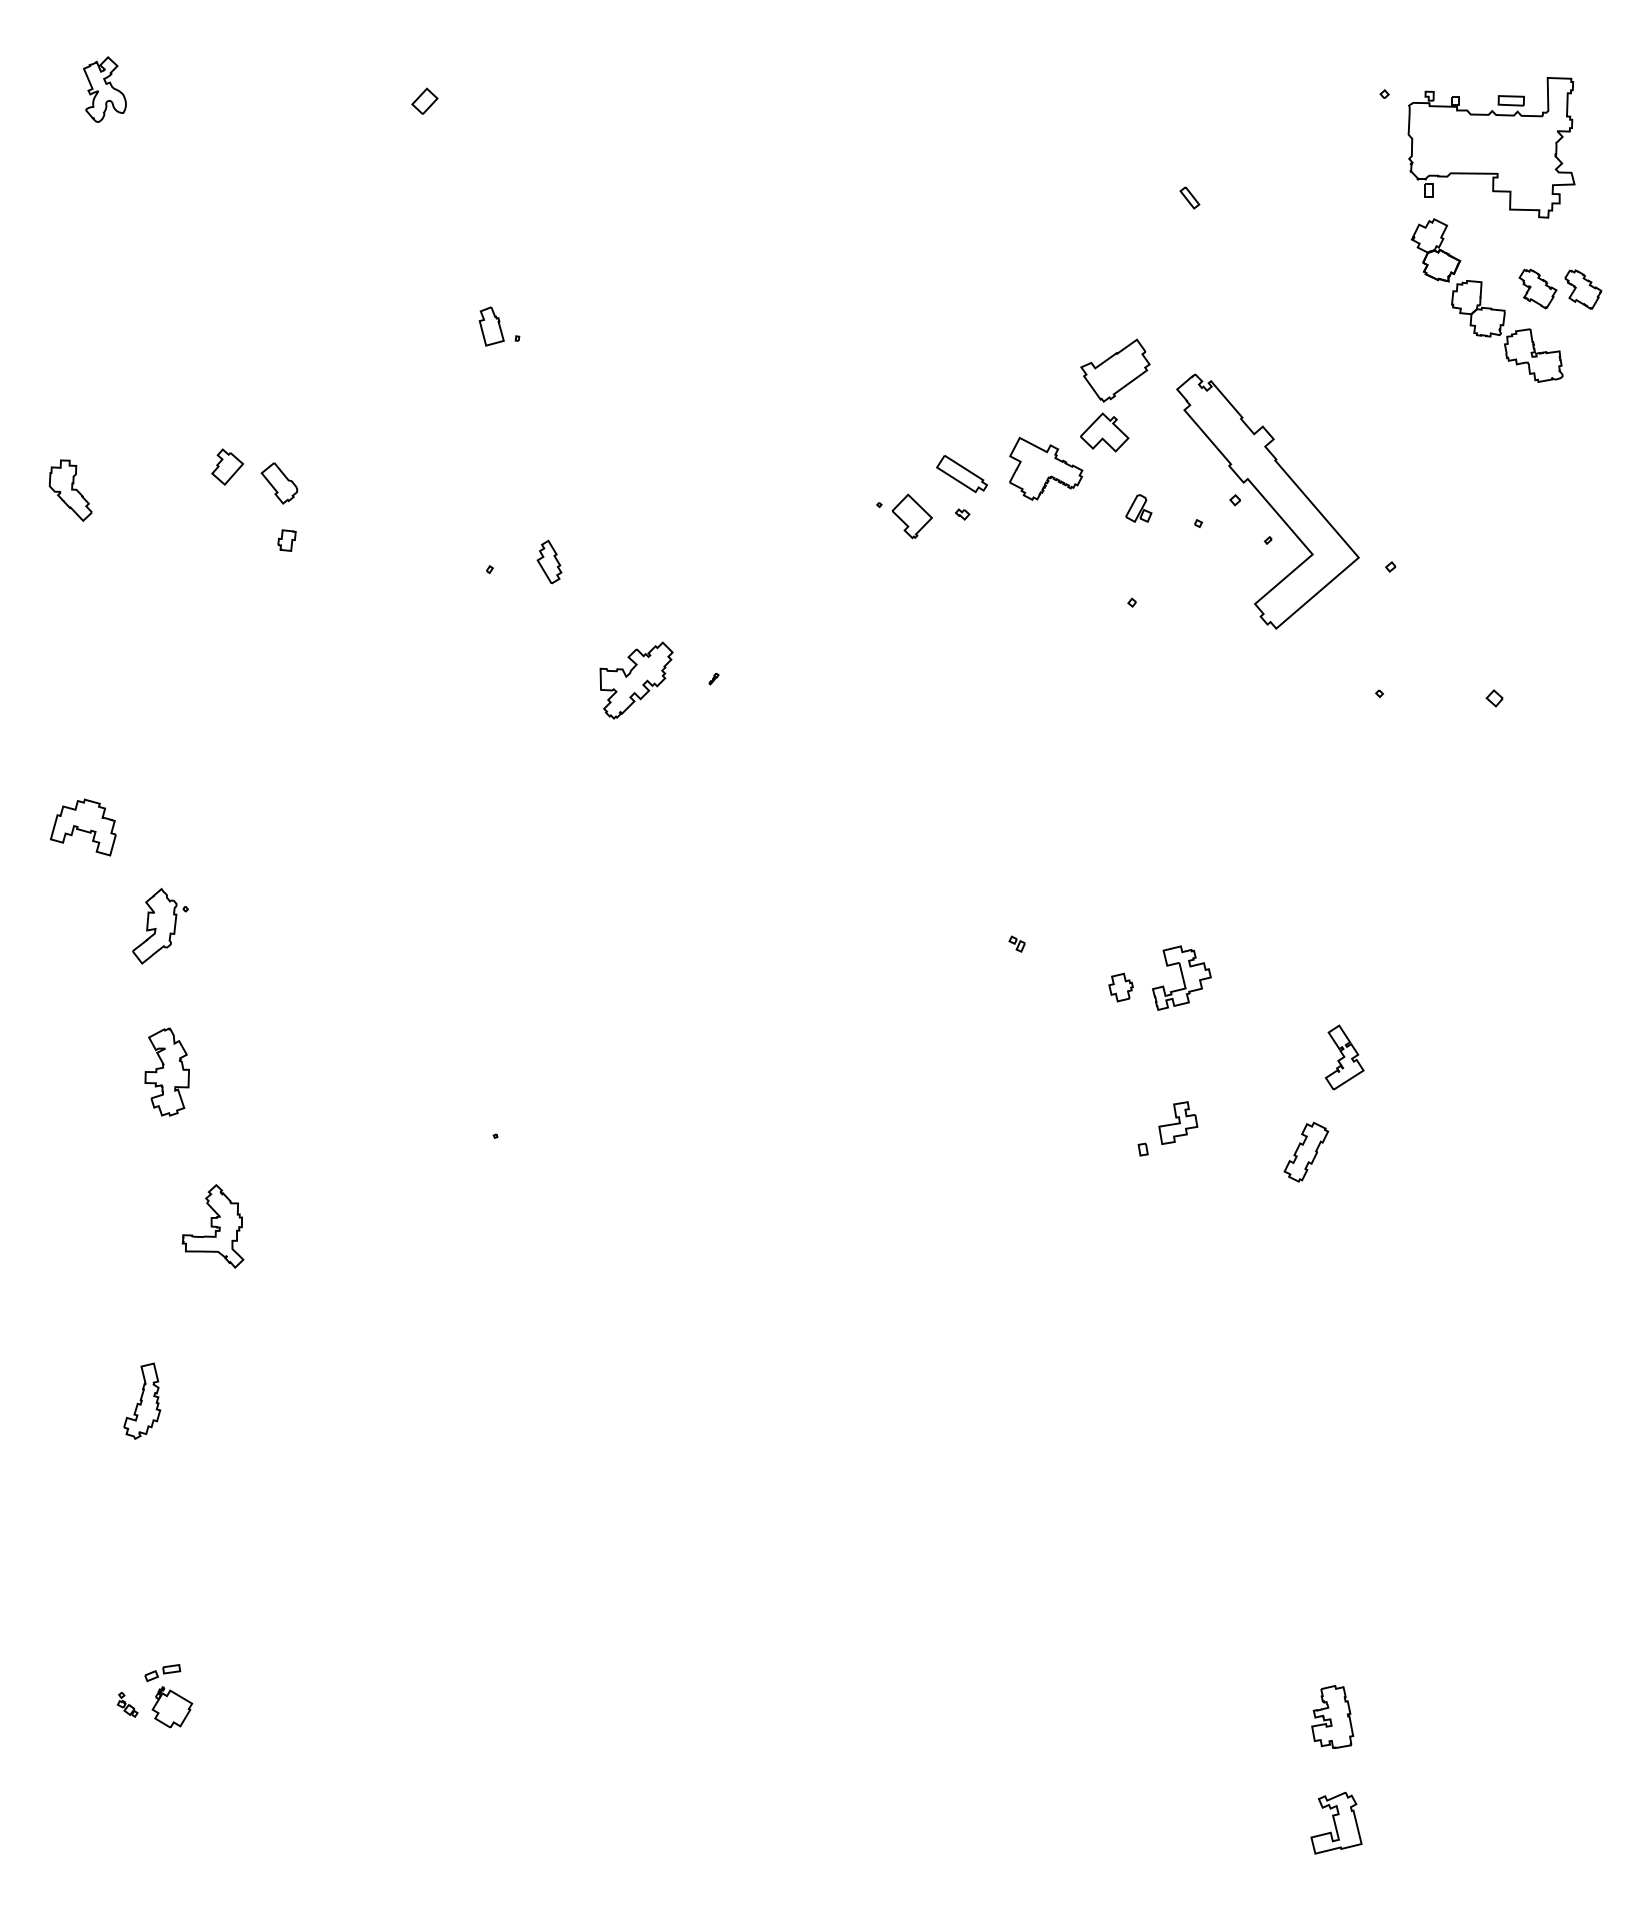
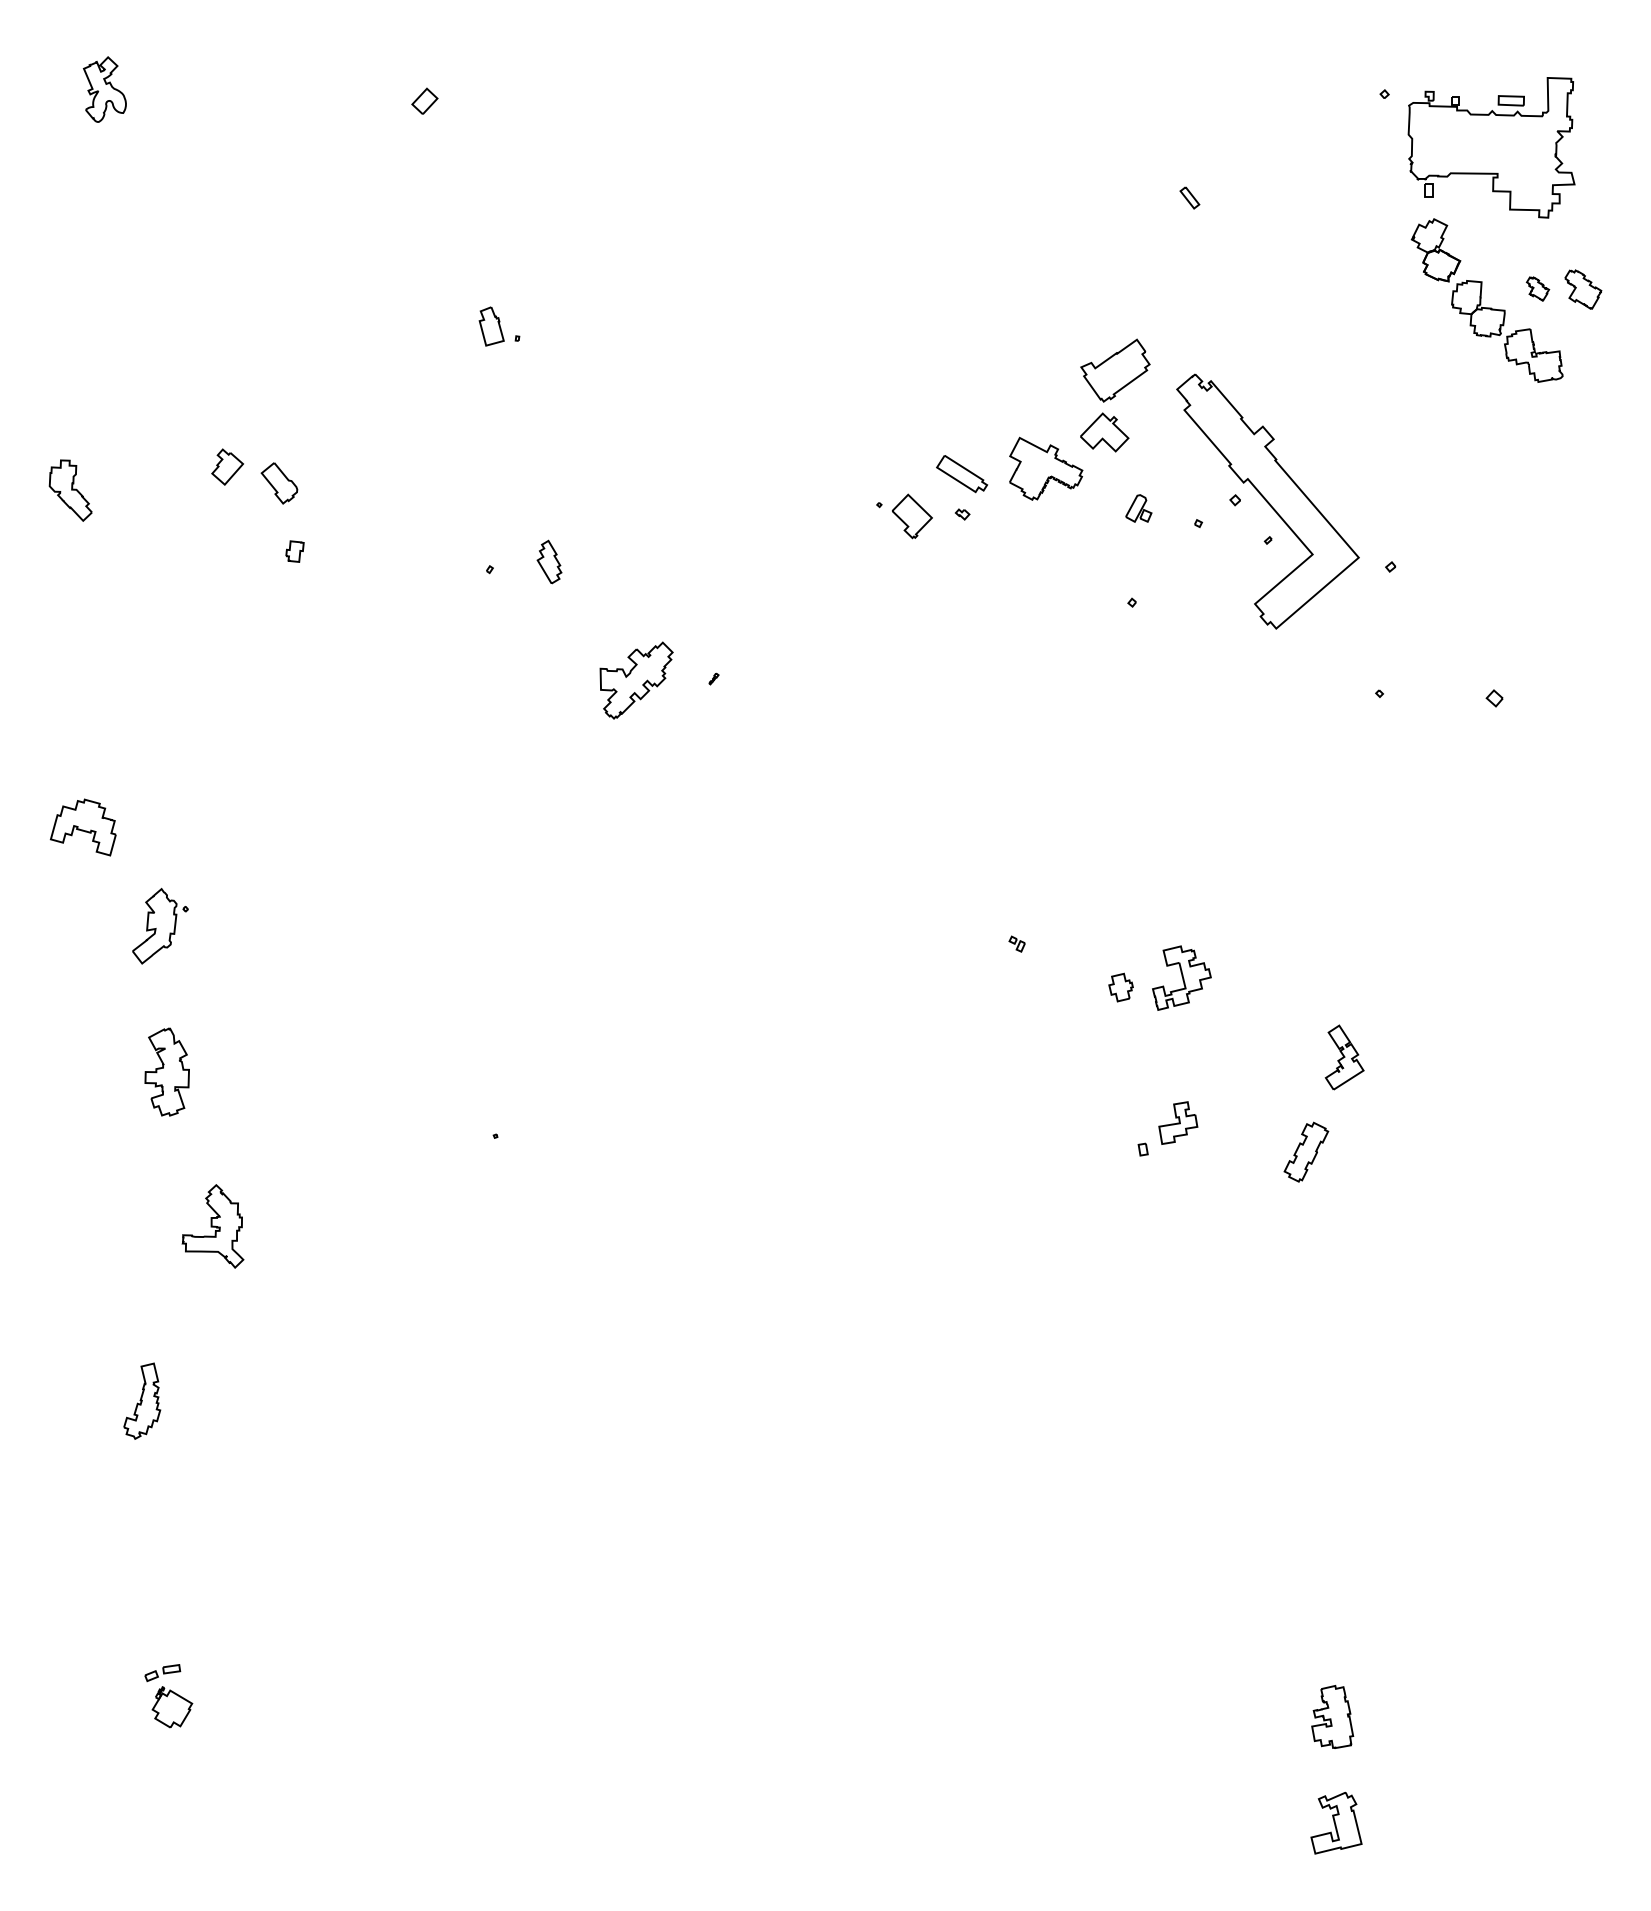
part size: 40x42 px -> 26x26 px (1537, 288)
part position: (286, 540) -> (294, 551) (294, 551)
part: present -> none (127, 1704)
